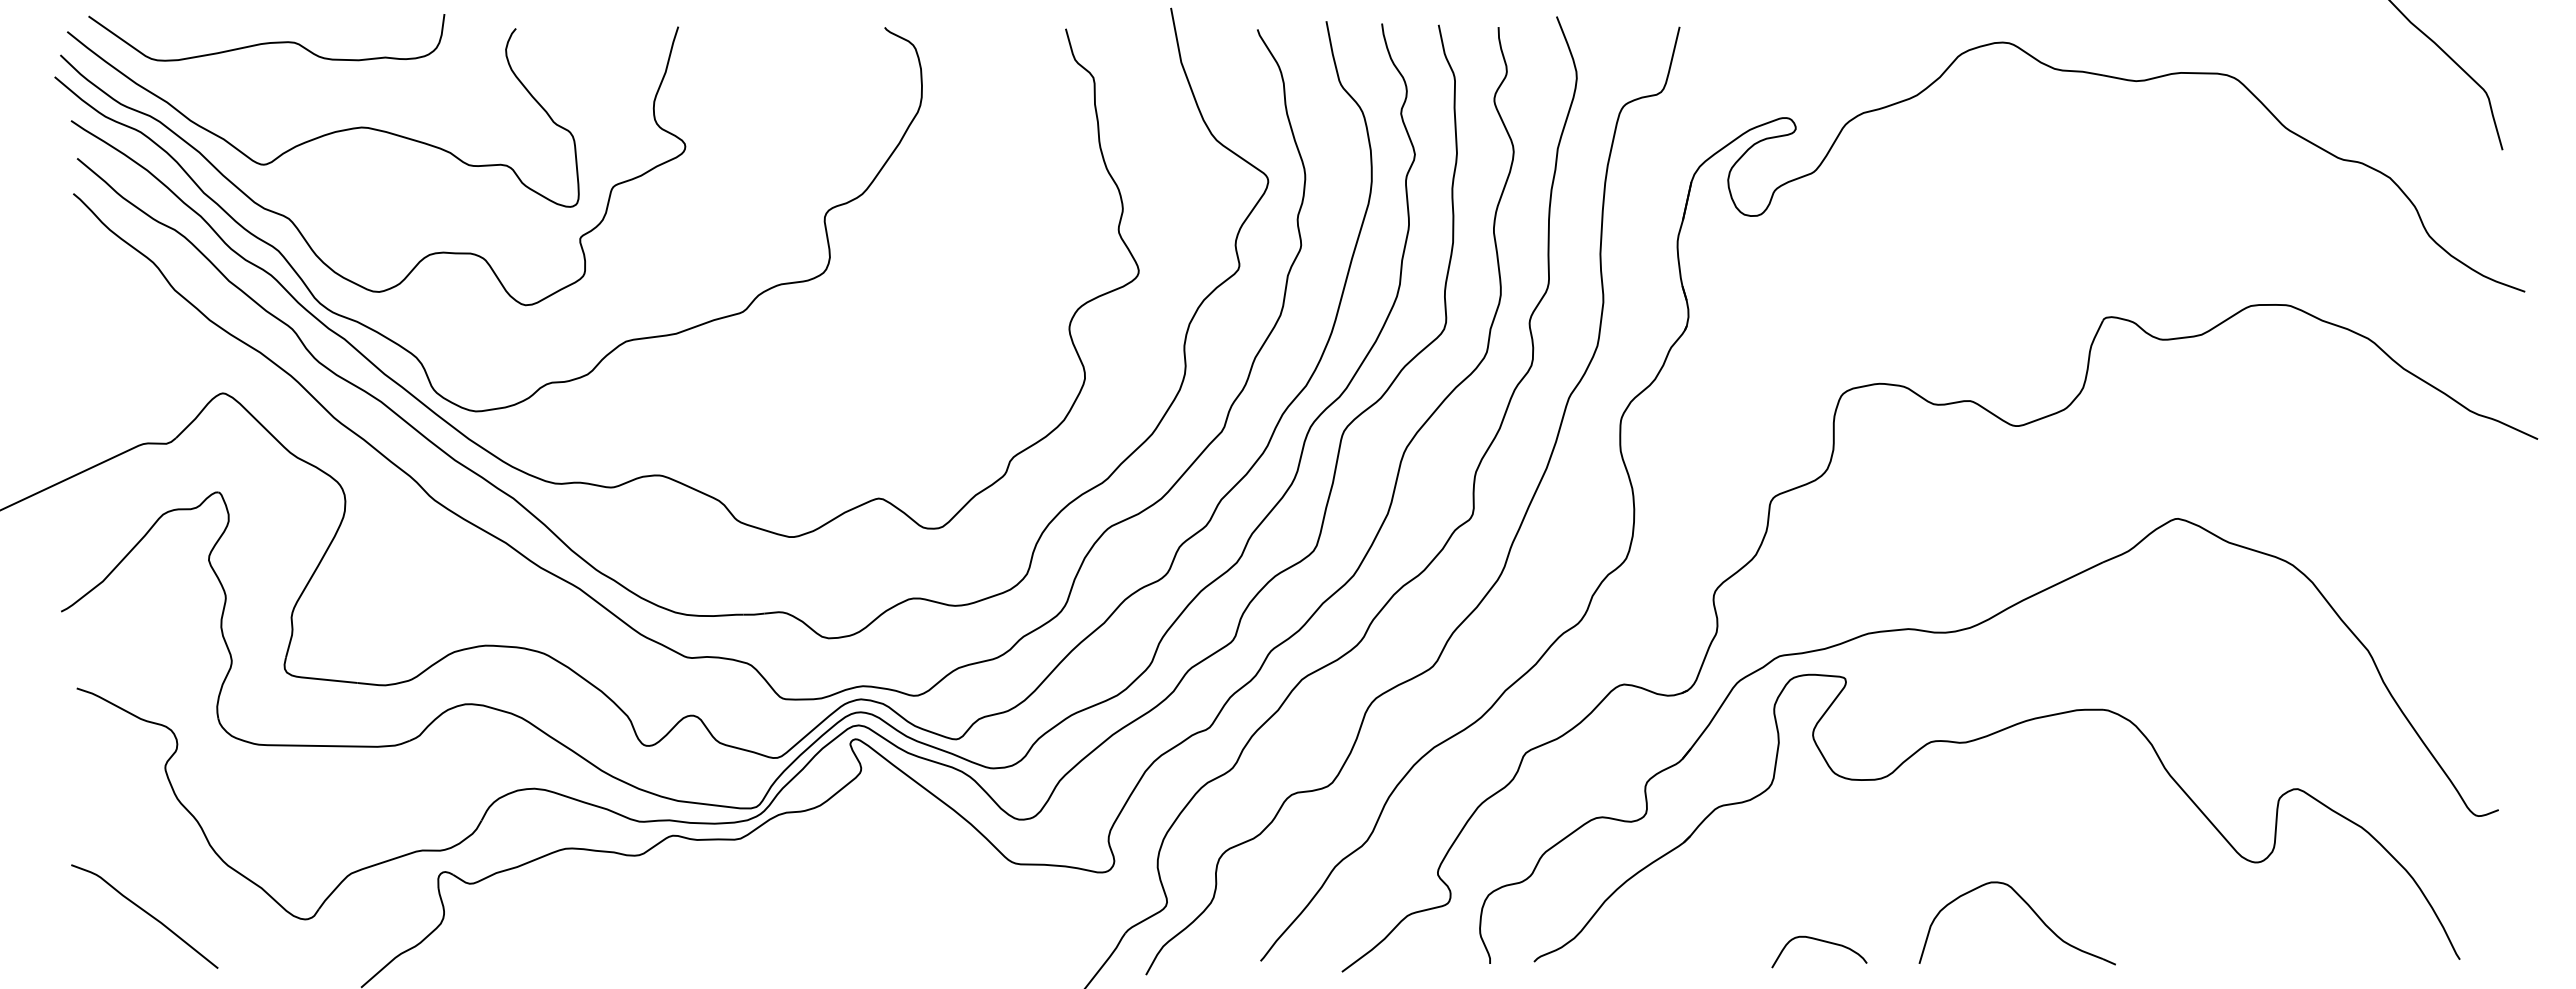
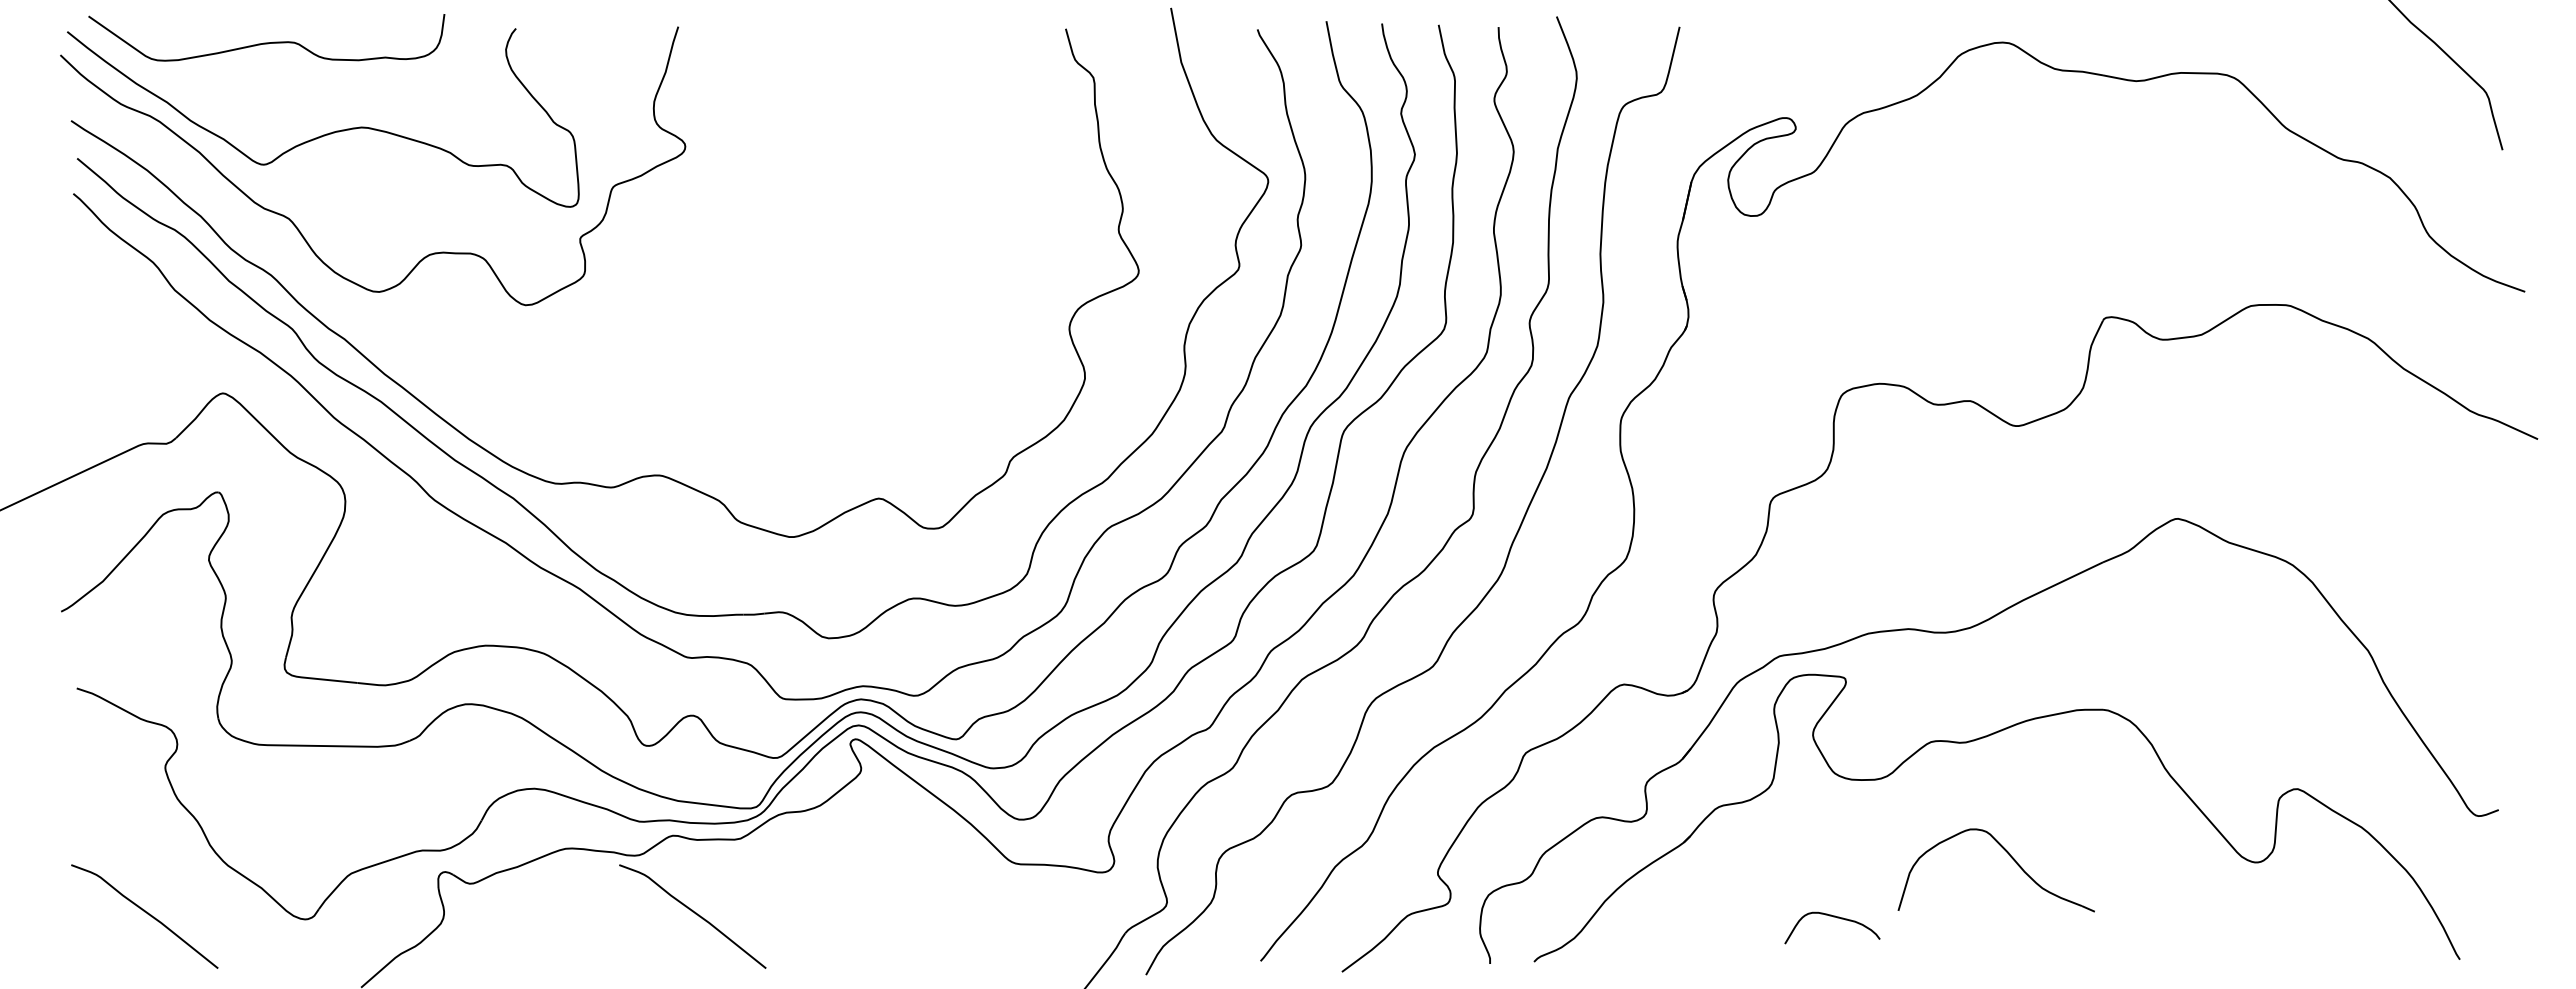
curve: present -> none (404, 347)
part position: (2031, 910) -> (2010, 857) (2010, 857)
curve: none -> present (694, 913)
curve position: (1820, 941) -> (1833, 917) (1833, 917)
